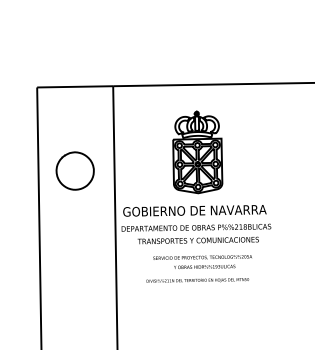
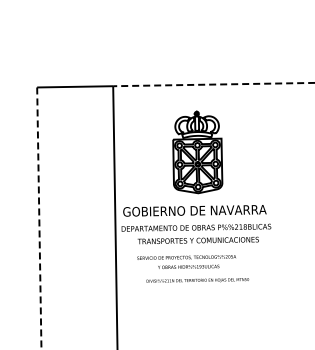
line: solid -> dashed (213, 84)
part: present -> none (74, 170)
line: solid -> dashed (39, 218)
text position: (202, 261) -> (186, 261) (186, 261)
